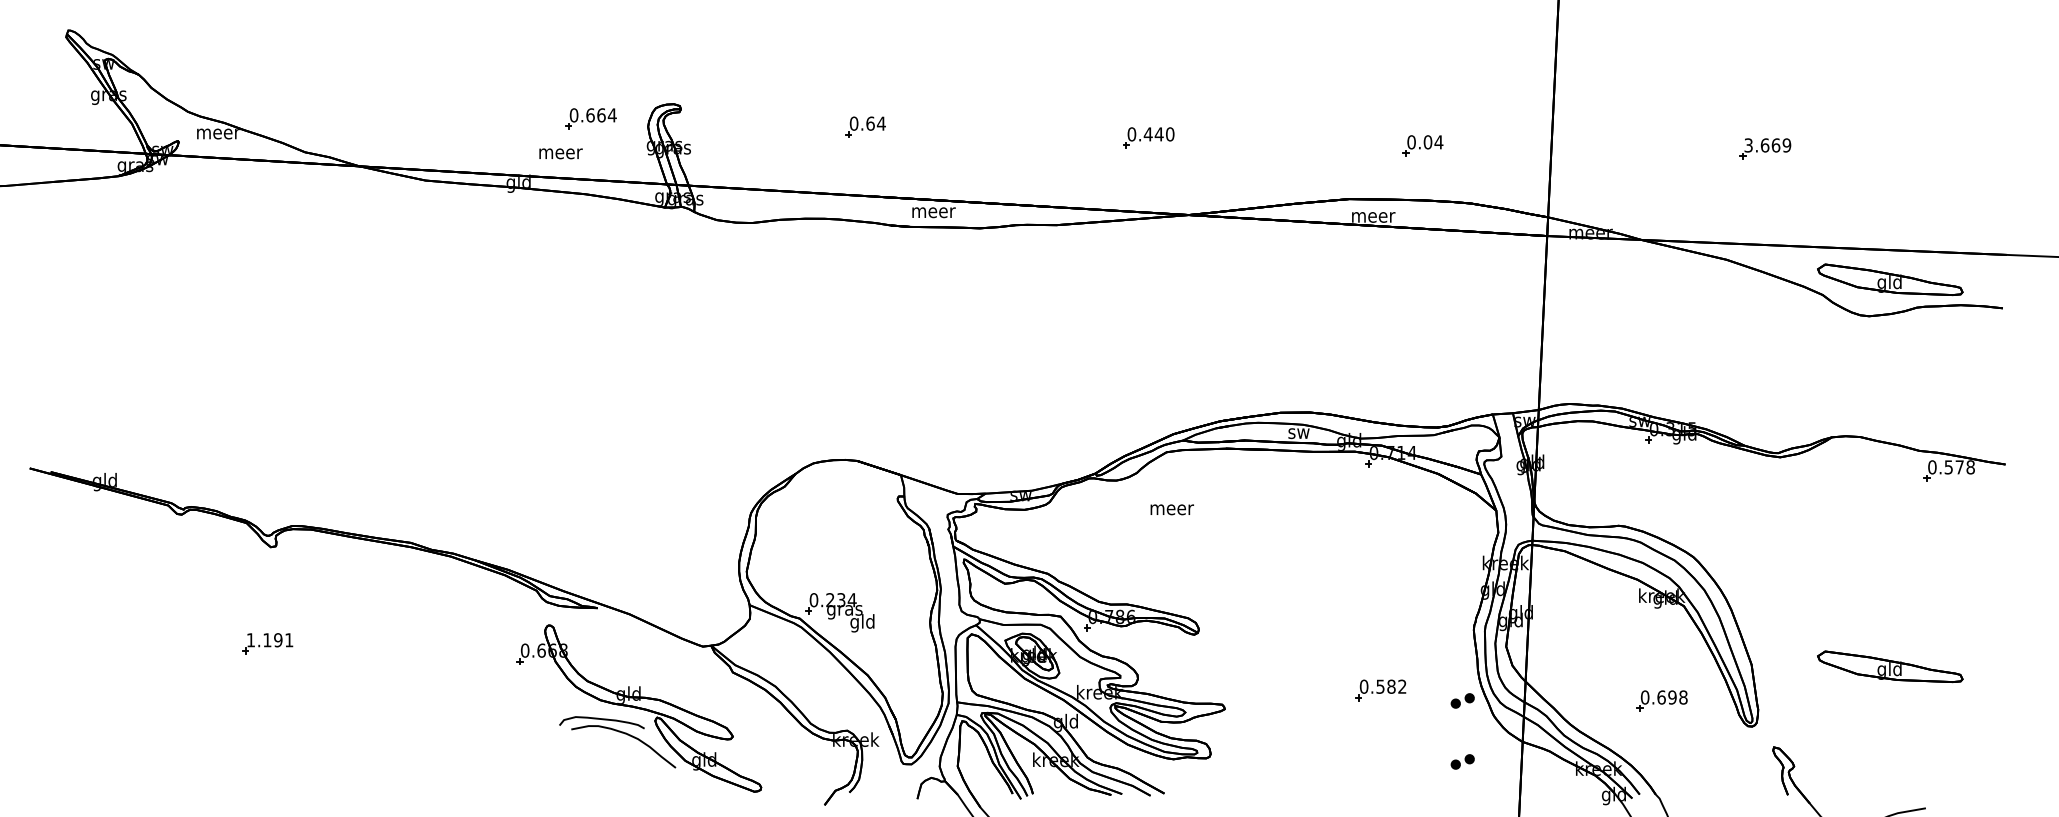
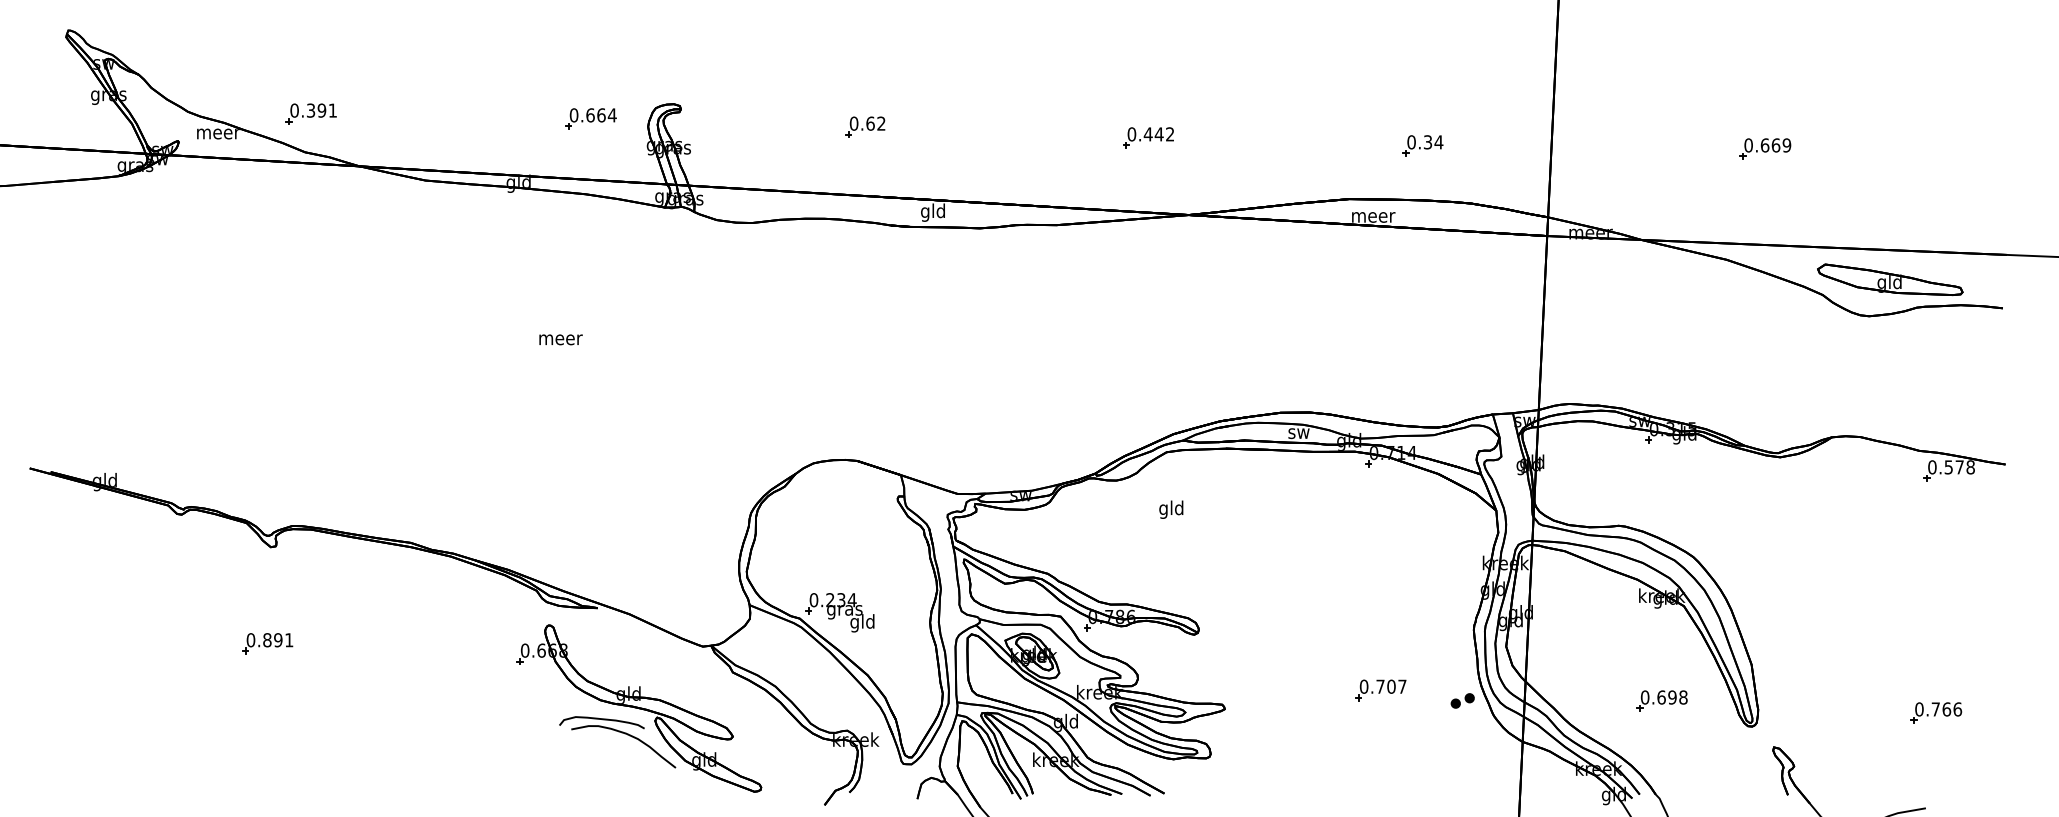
part: none -> present (310, 113)
text: 0.64 -> 0.62 (880, 123)
text: 0.440 -> 0.442 (1170, 134)
text: 0.04 -> 0.34 (1427, 142)
text: 3.669 -> 0.669 (1748, 145)
text position: (560, 153) -> (560, 339) (560, 339)
text: meer -> gld (933, 212)
text: meer -> gld (1172, 509)
text: 1.191 -> 0.891 (258, 640)
part: present -> none (1890, 666)
text: 0.582 -> 0.707 (1391, 686)
part: none -> present (1936, 712)
part: present -> none (1462, 761)
